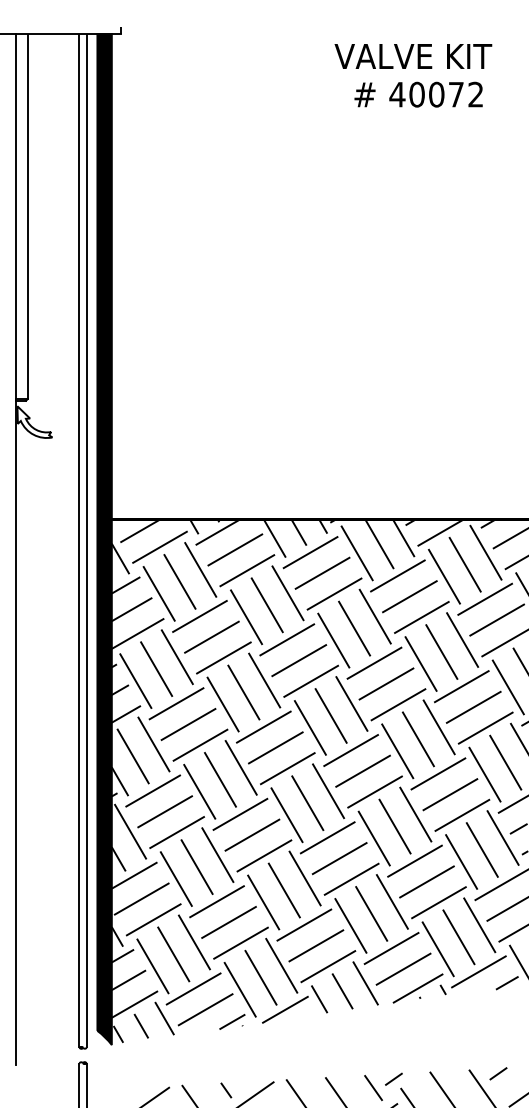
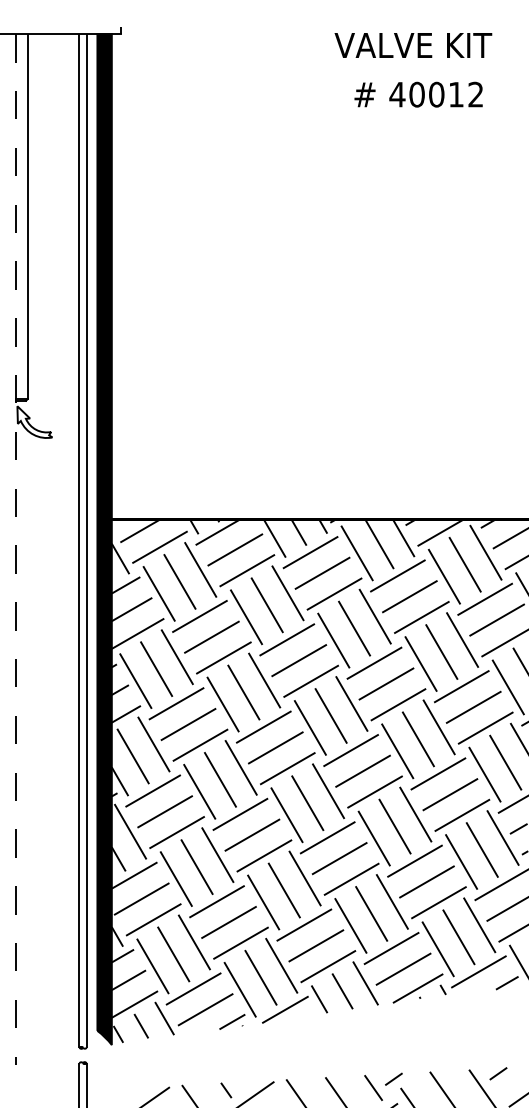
text position: (413, 56) -> (413, 45) (413, 45)
text: 40072 -> 40012 (456, 94)
line: solid -> dashed (15, 550)
